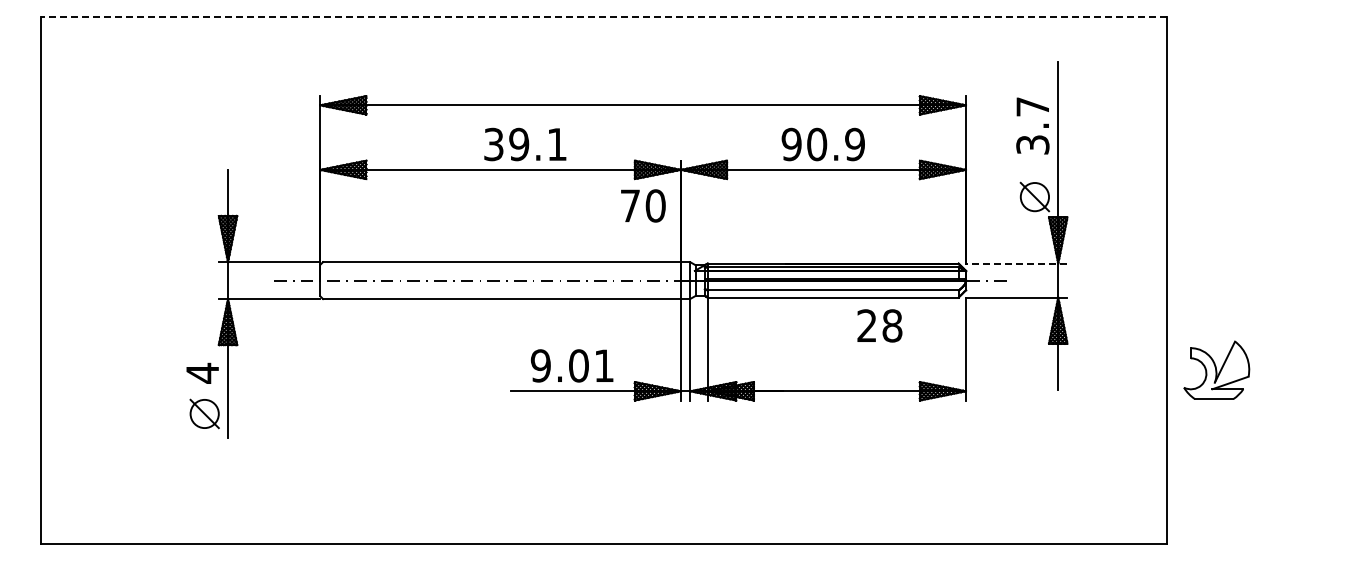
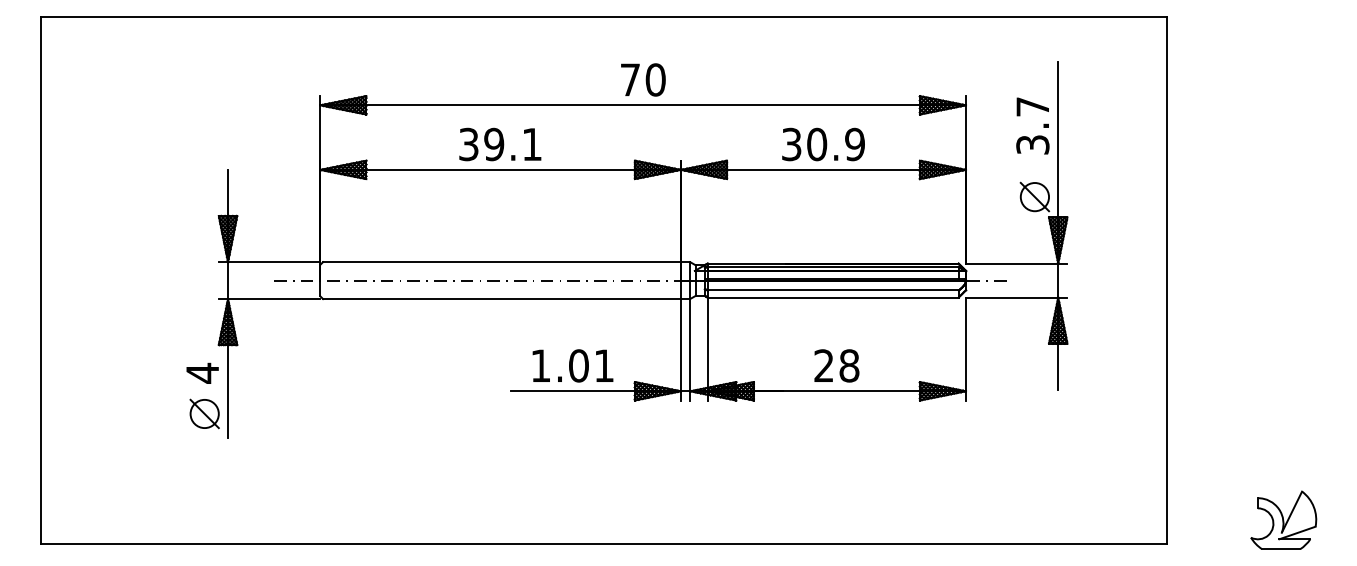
line: dashed -> solid (603, 16)
text position: (525, 144) -> (500, 144) (500, 144)
text: 90.9 -> 30.9 (791, 144)
text position: (643, 205) -> (643, 79) (643, 79)
line: dashed -> solid (1016, 263)
text position: (879, 325) -> (836, 365) (836, 365)
text: 9.01 -> 1.01 (540, 365)
part position: (1216, 369) -> (1283, 519) (1283, 519)
